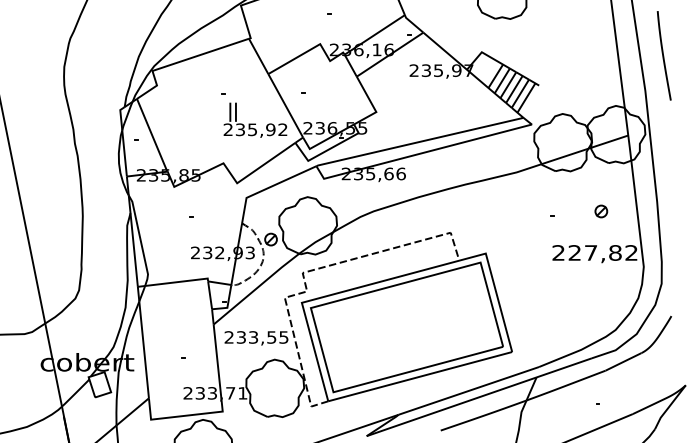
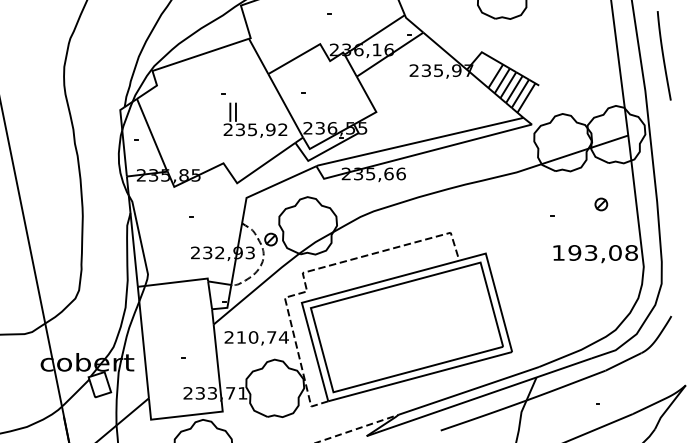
part position: (601, 211) -> (601, 204) (601, 204)
text: 227,82 -> 193,08 (594, 252)
text: 233,55 -> 210,74 (262, 337)
line: solid -> dashed (357, 428)
